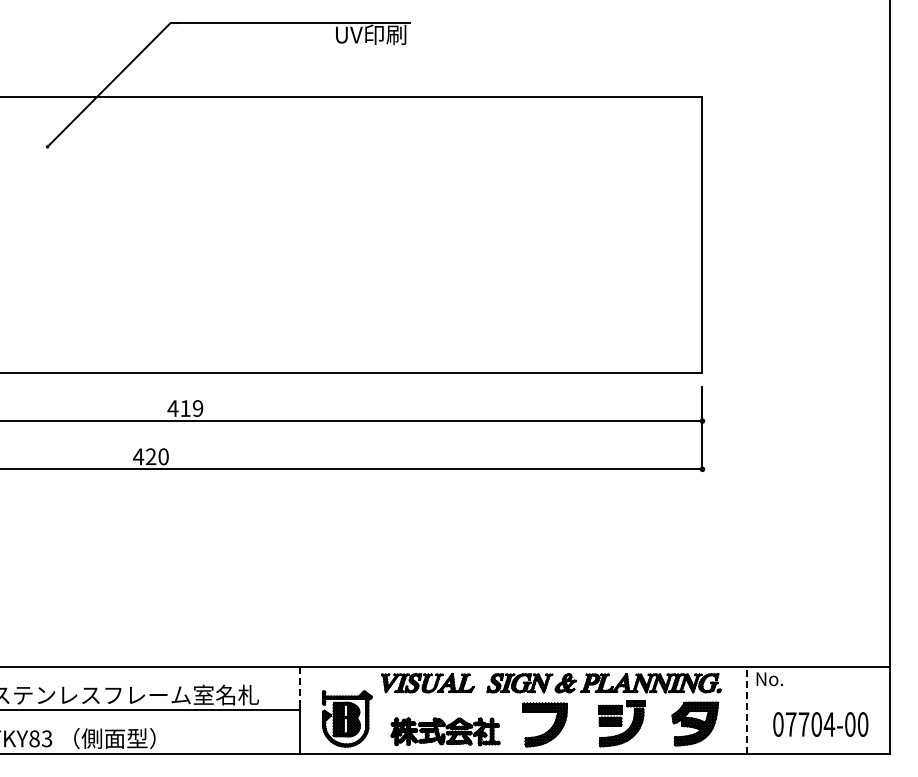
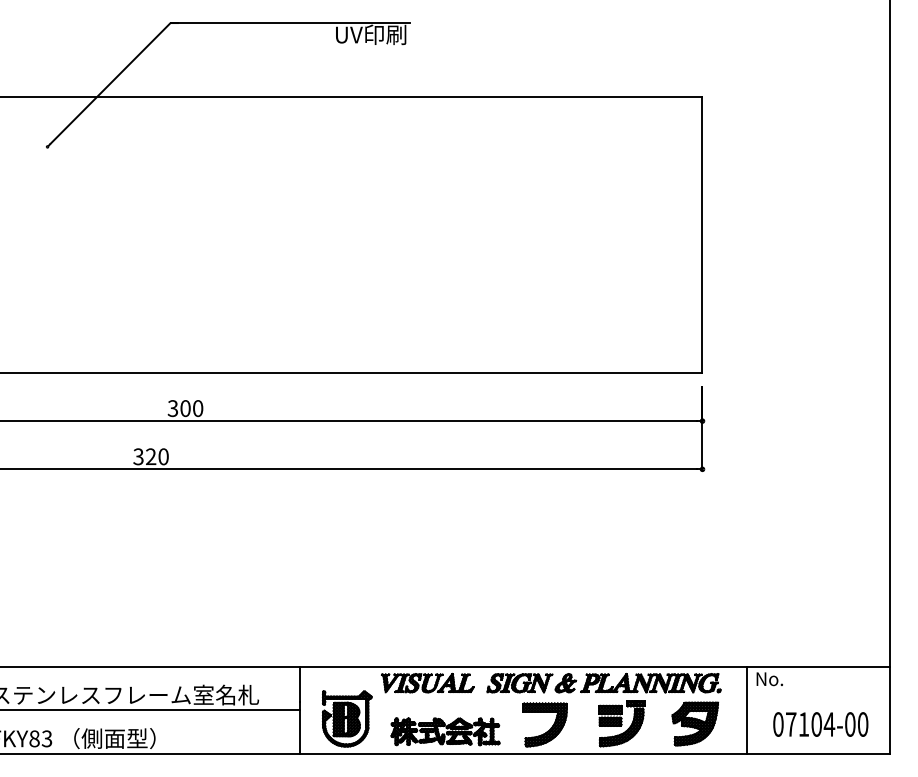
text: 419 -> 300 (185, 408)
text: 420 -> 320 (138, 456)
line: dashed -> solid (299, 684)
line: dashed -> solid (747, 710)
text: 07704-00 -> 07104-00 (803, 724)
